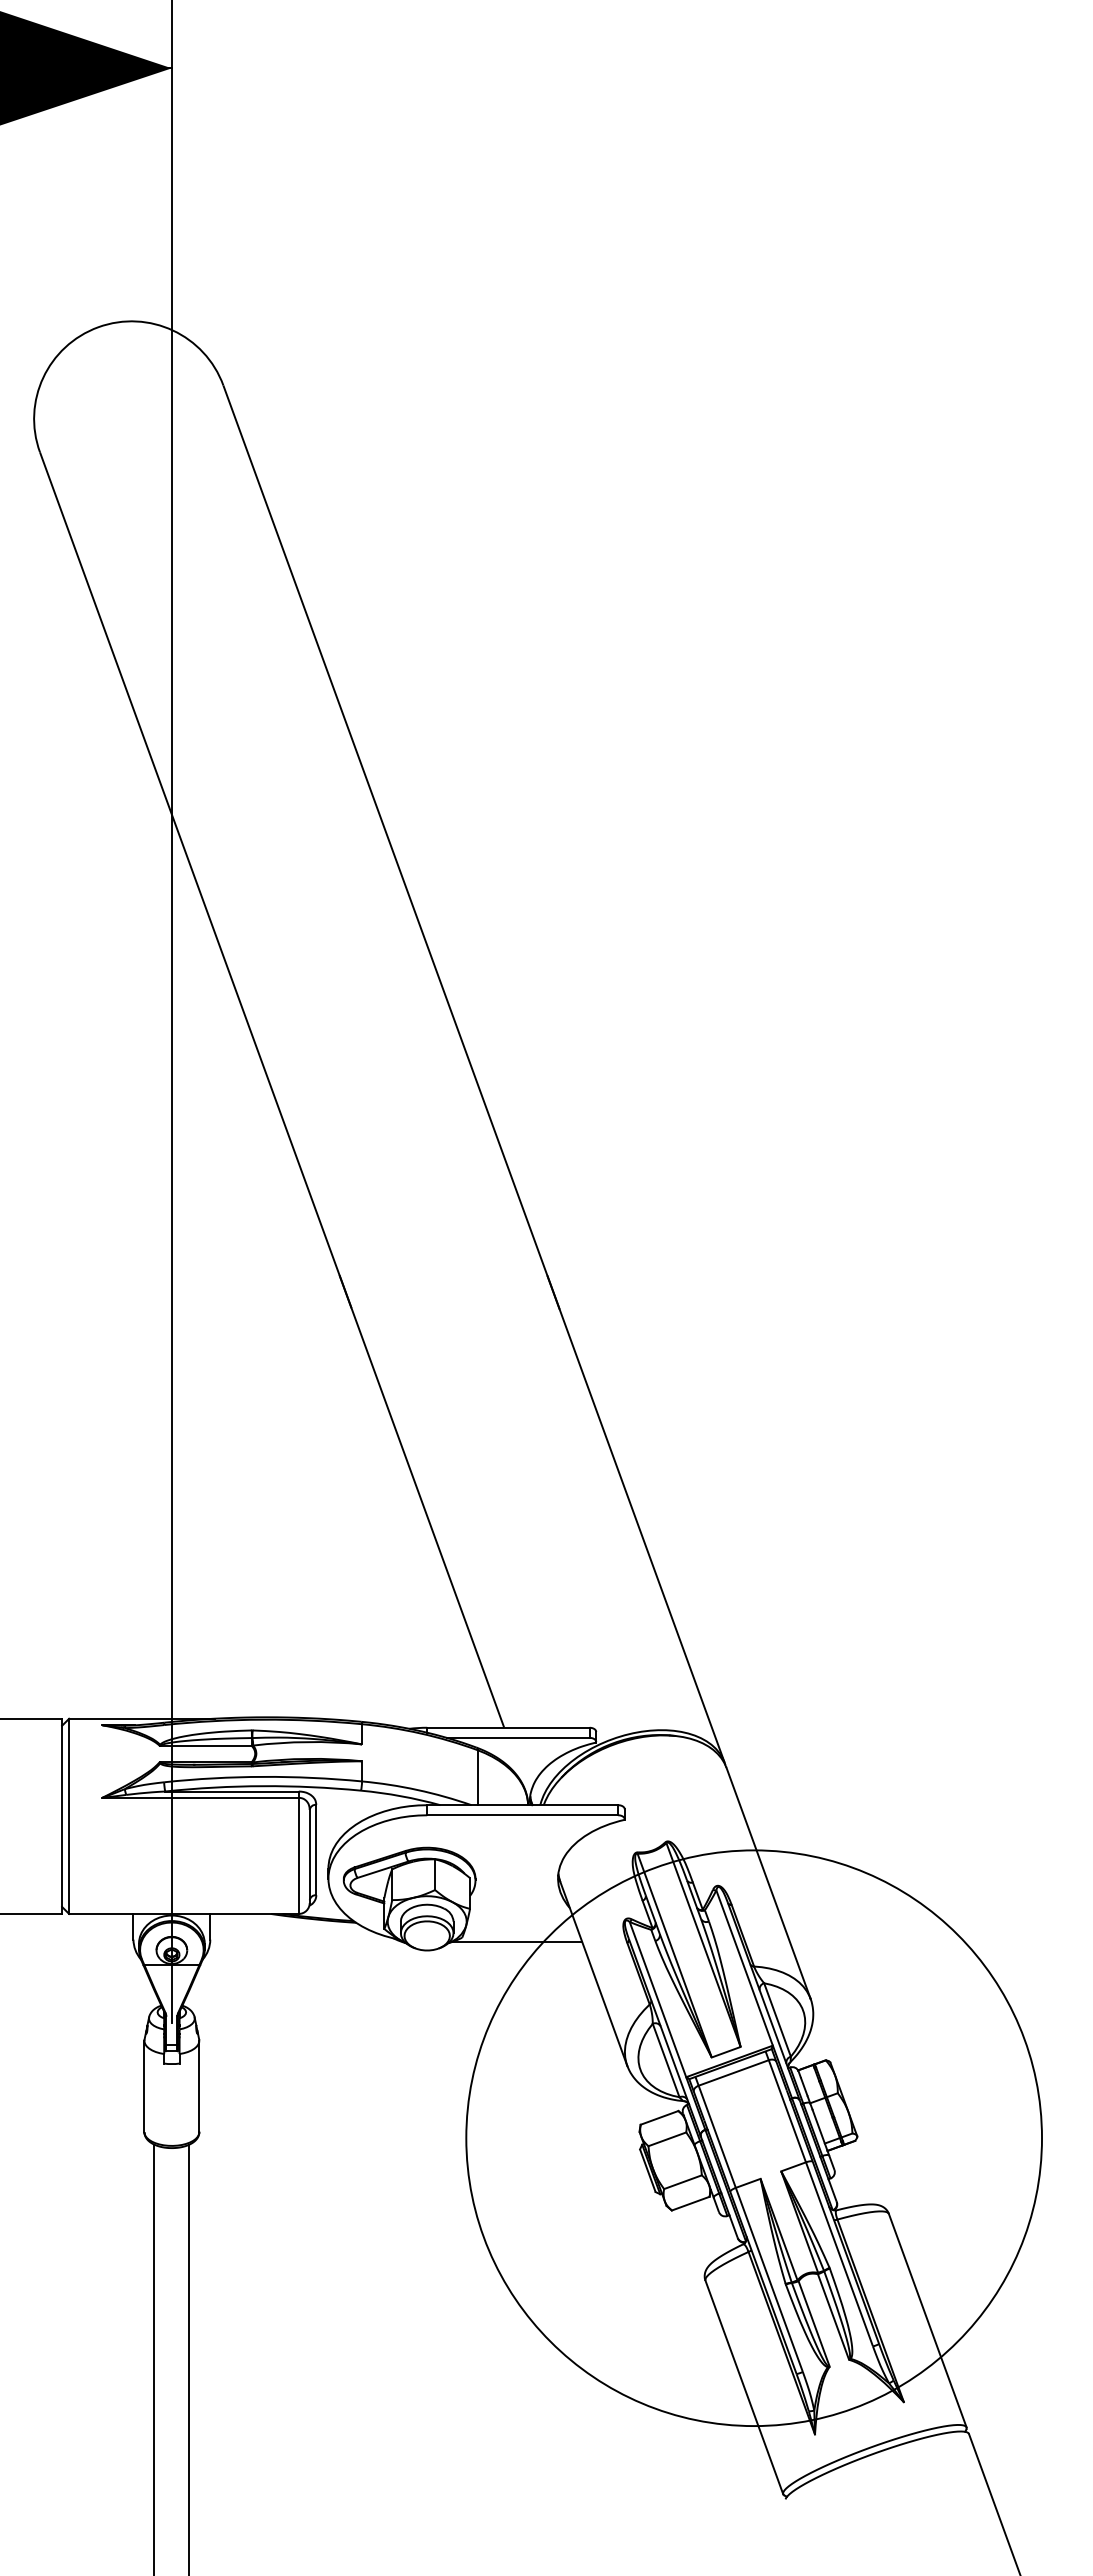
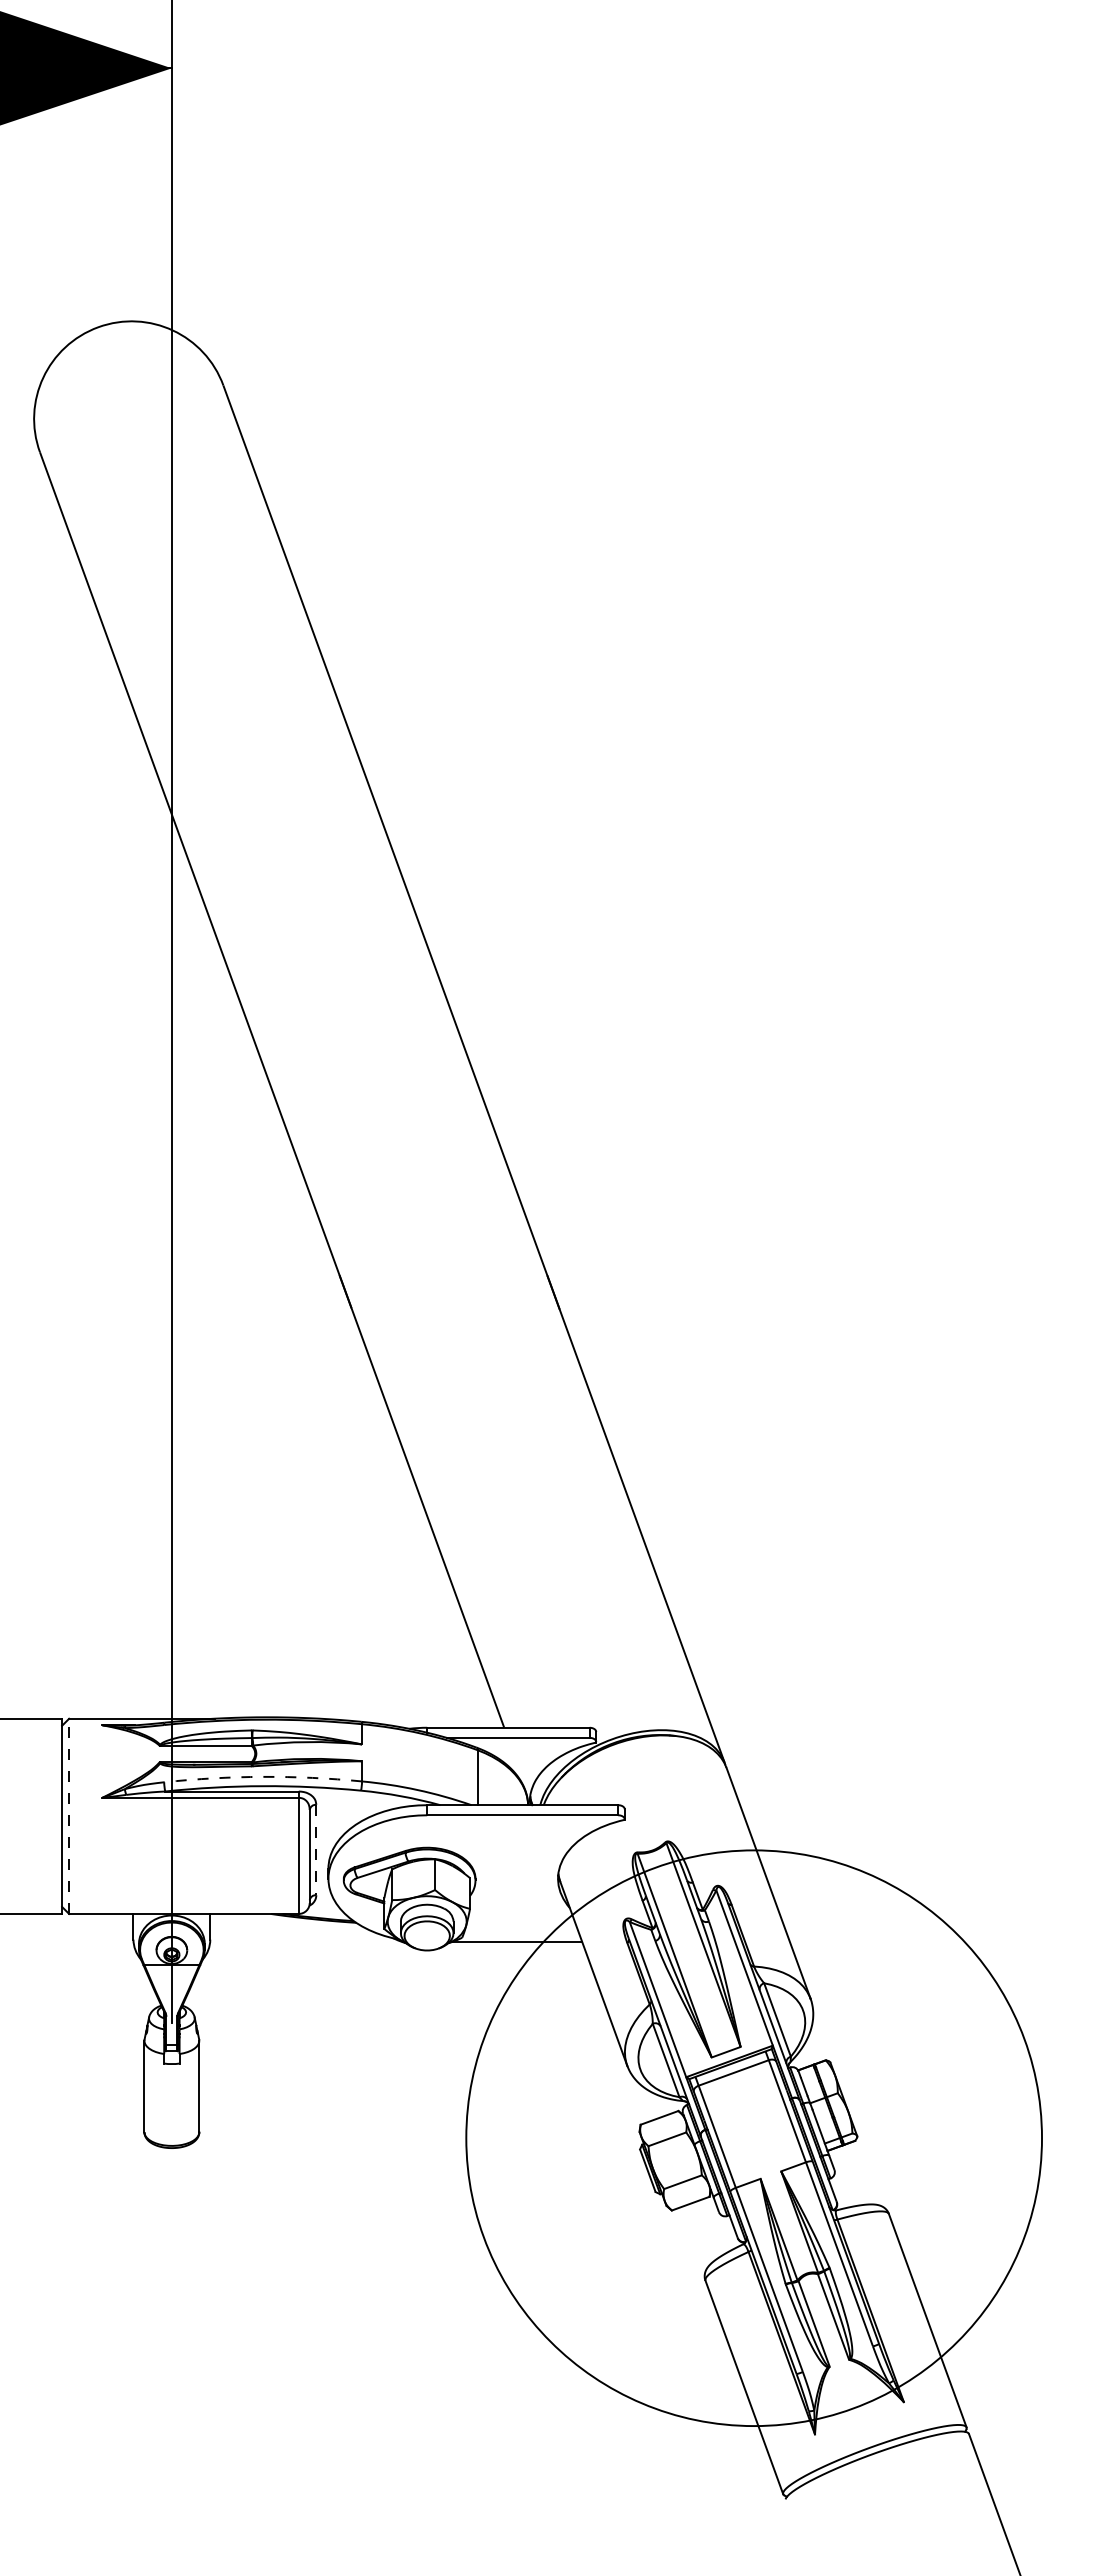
arc: solid -> dashed (263, 1776)
line: solid -> dashed (69, 1816)
line: solid -> dashed (316, 1850)
line: present -> none (154, 2358)
line: present -> none (189, 2358)
